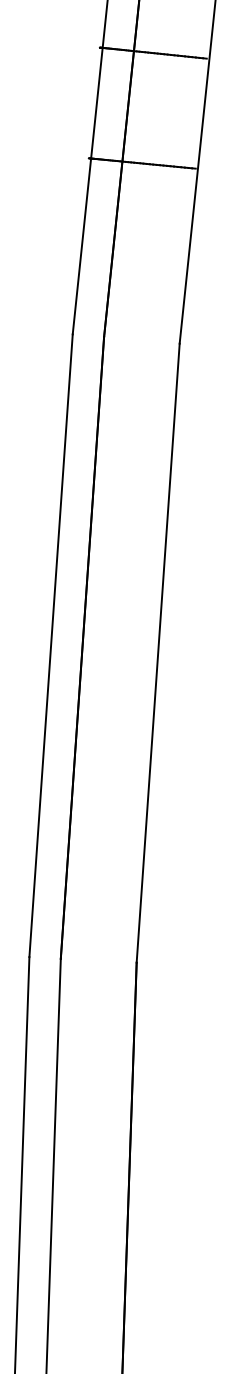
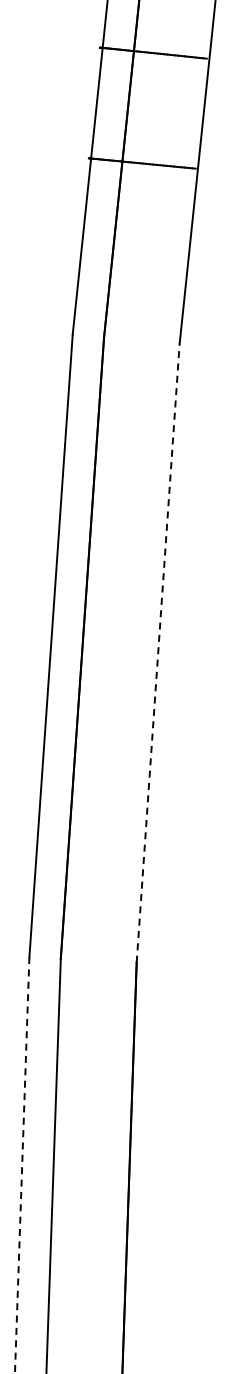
line: solid -> dashed (158, 652)
line: solid -> dashed (22, 1165)
